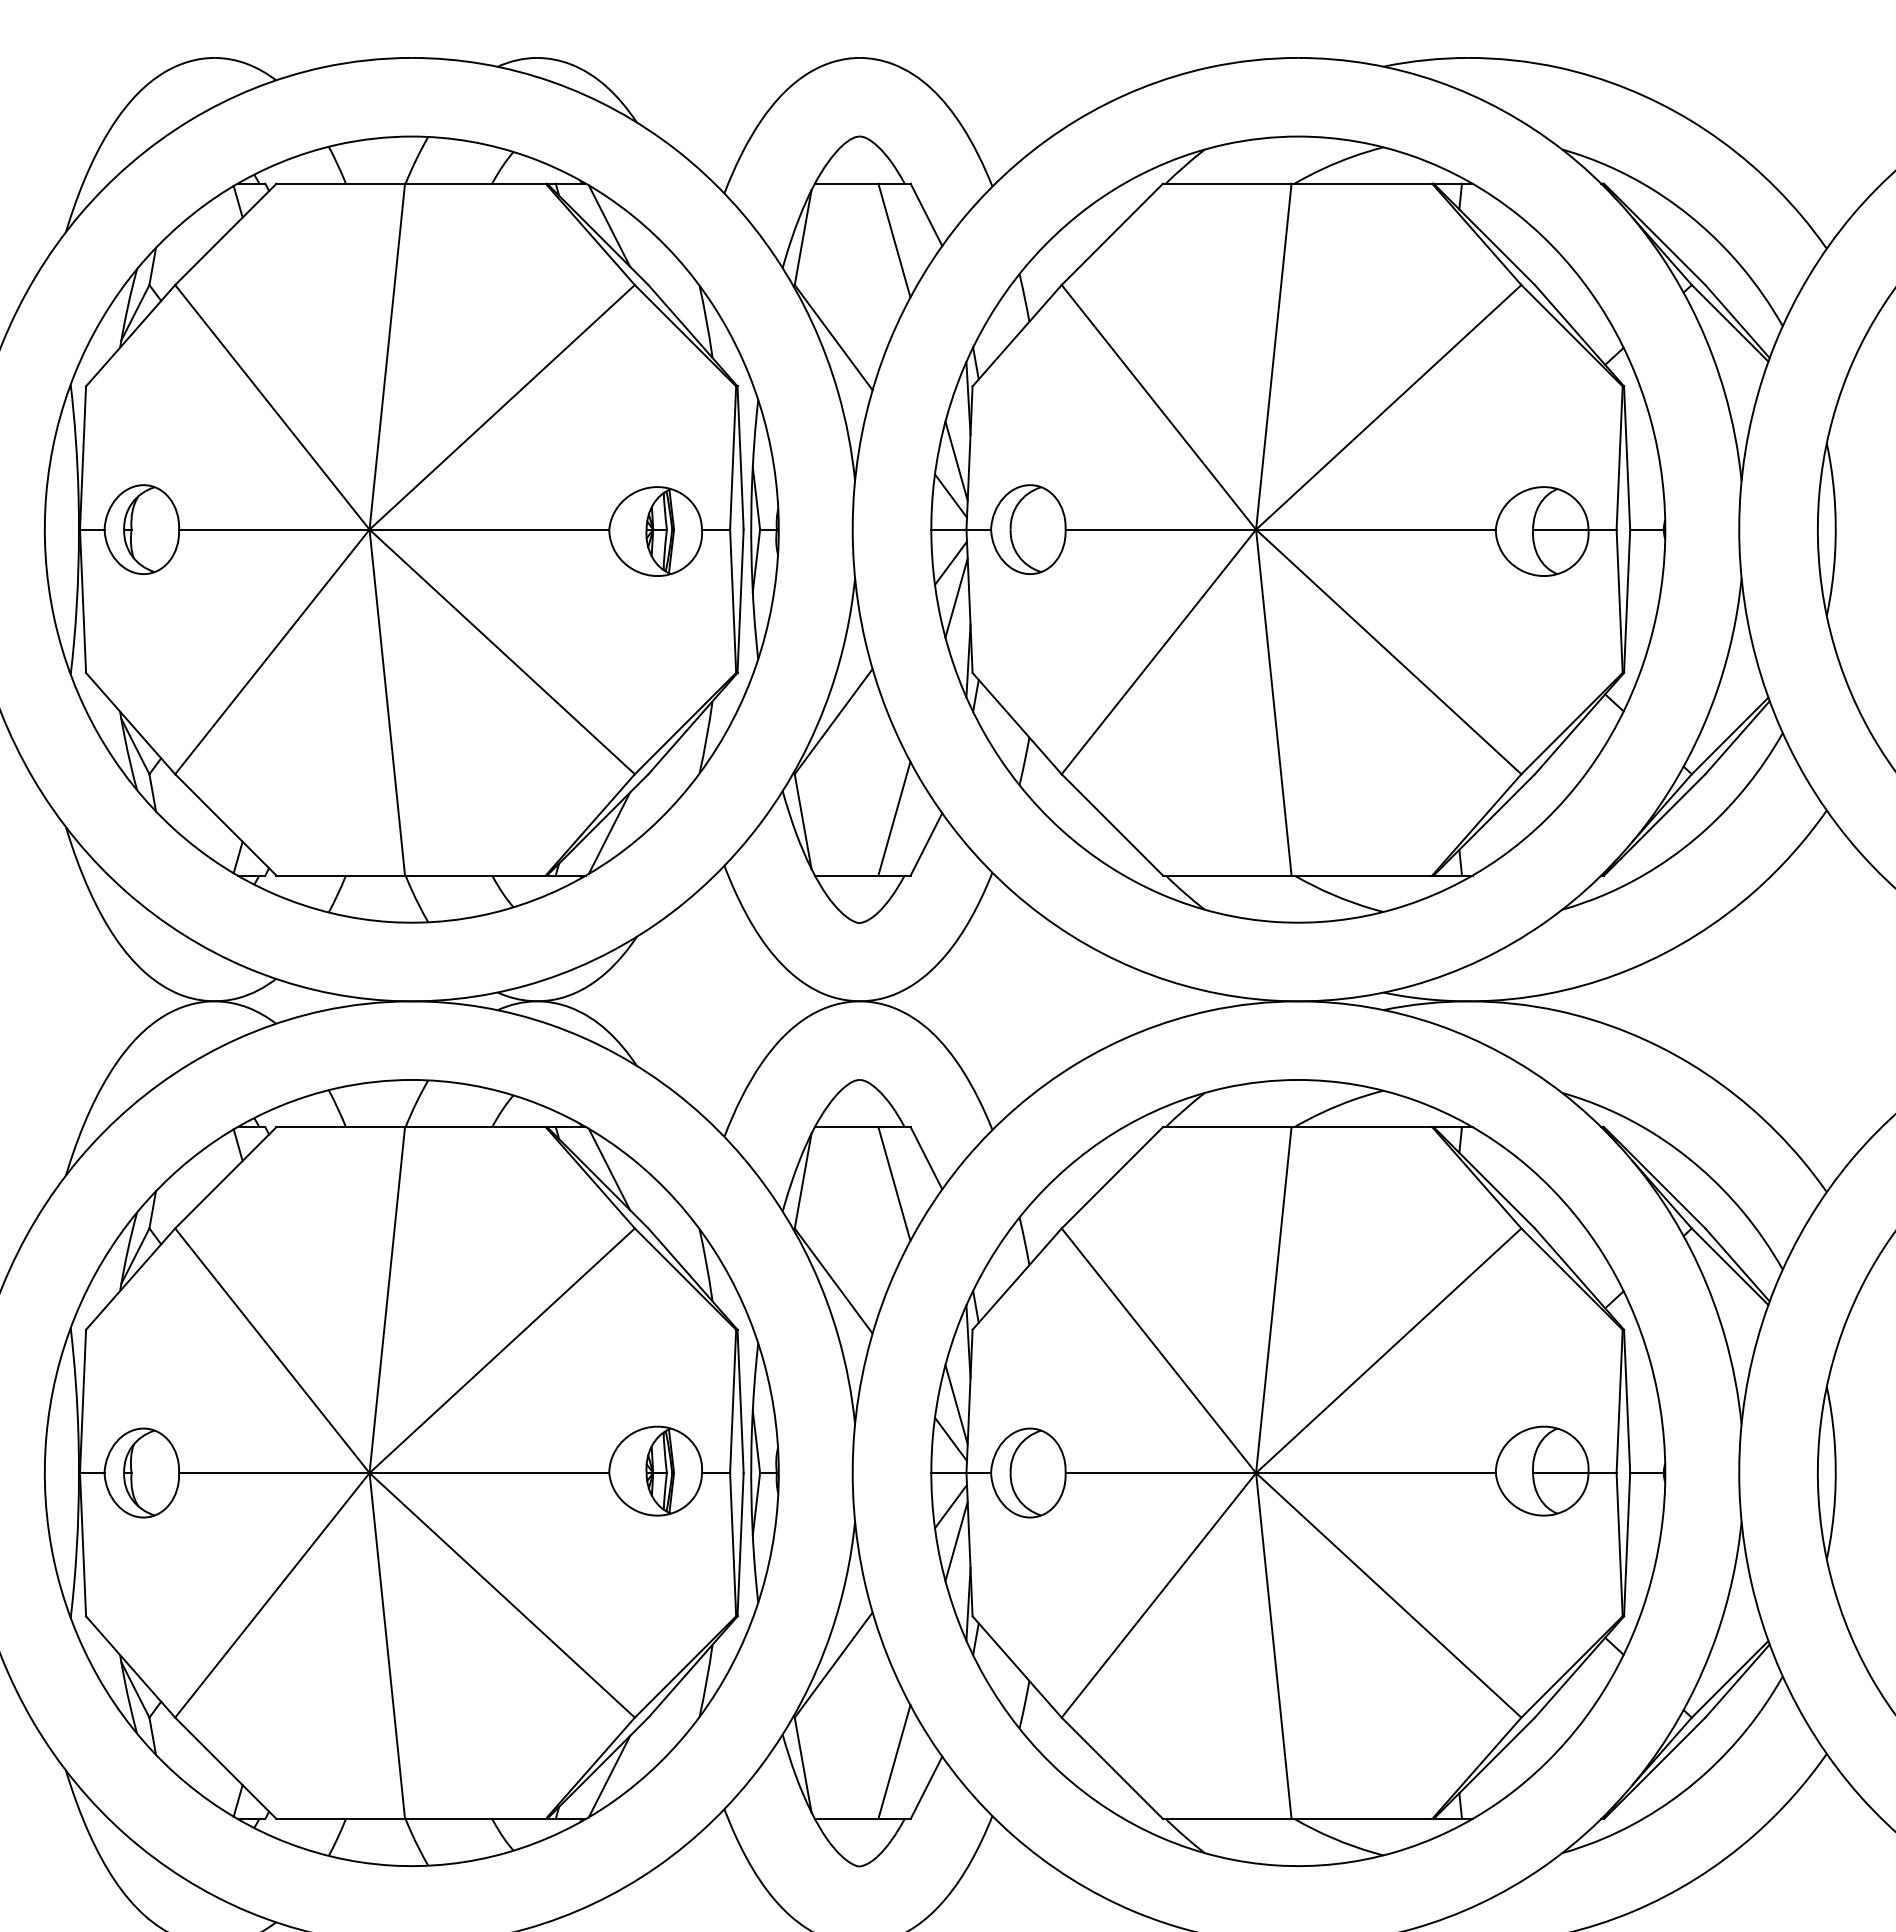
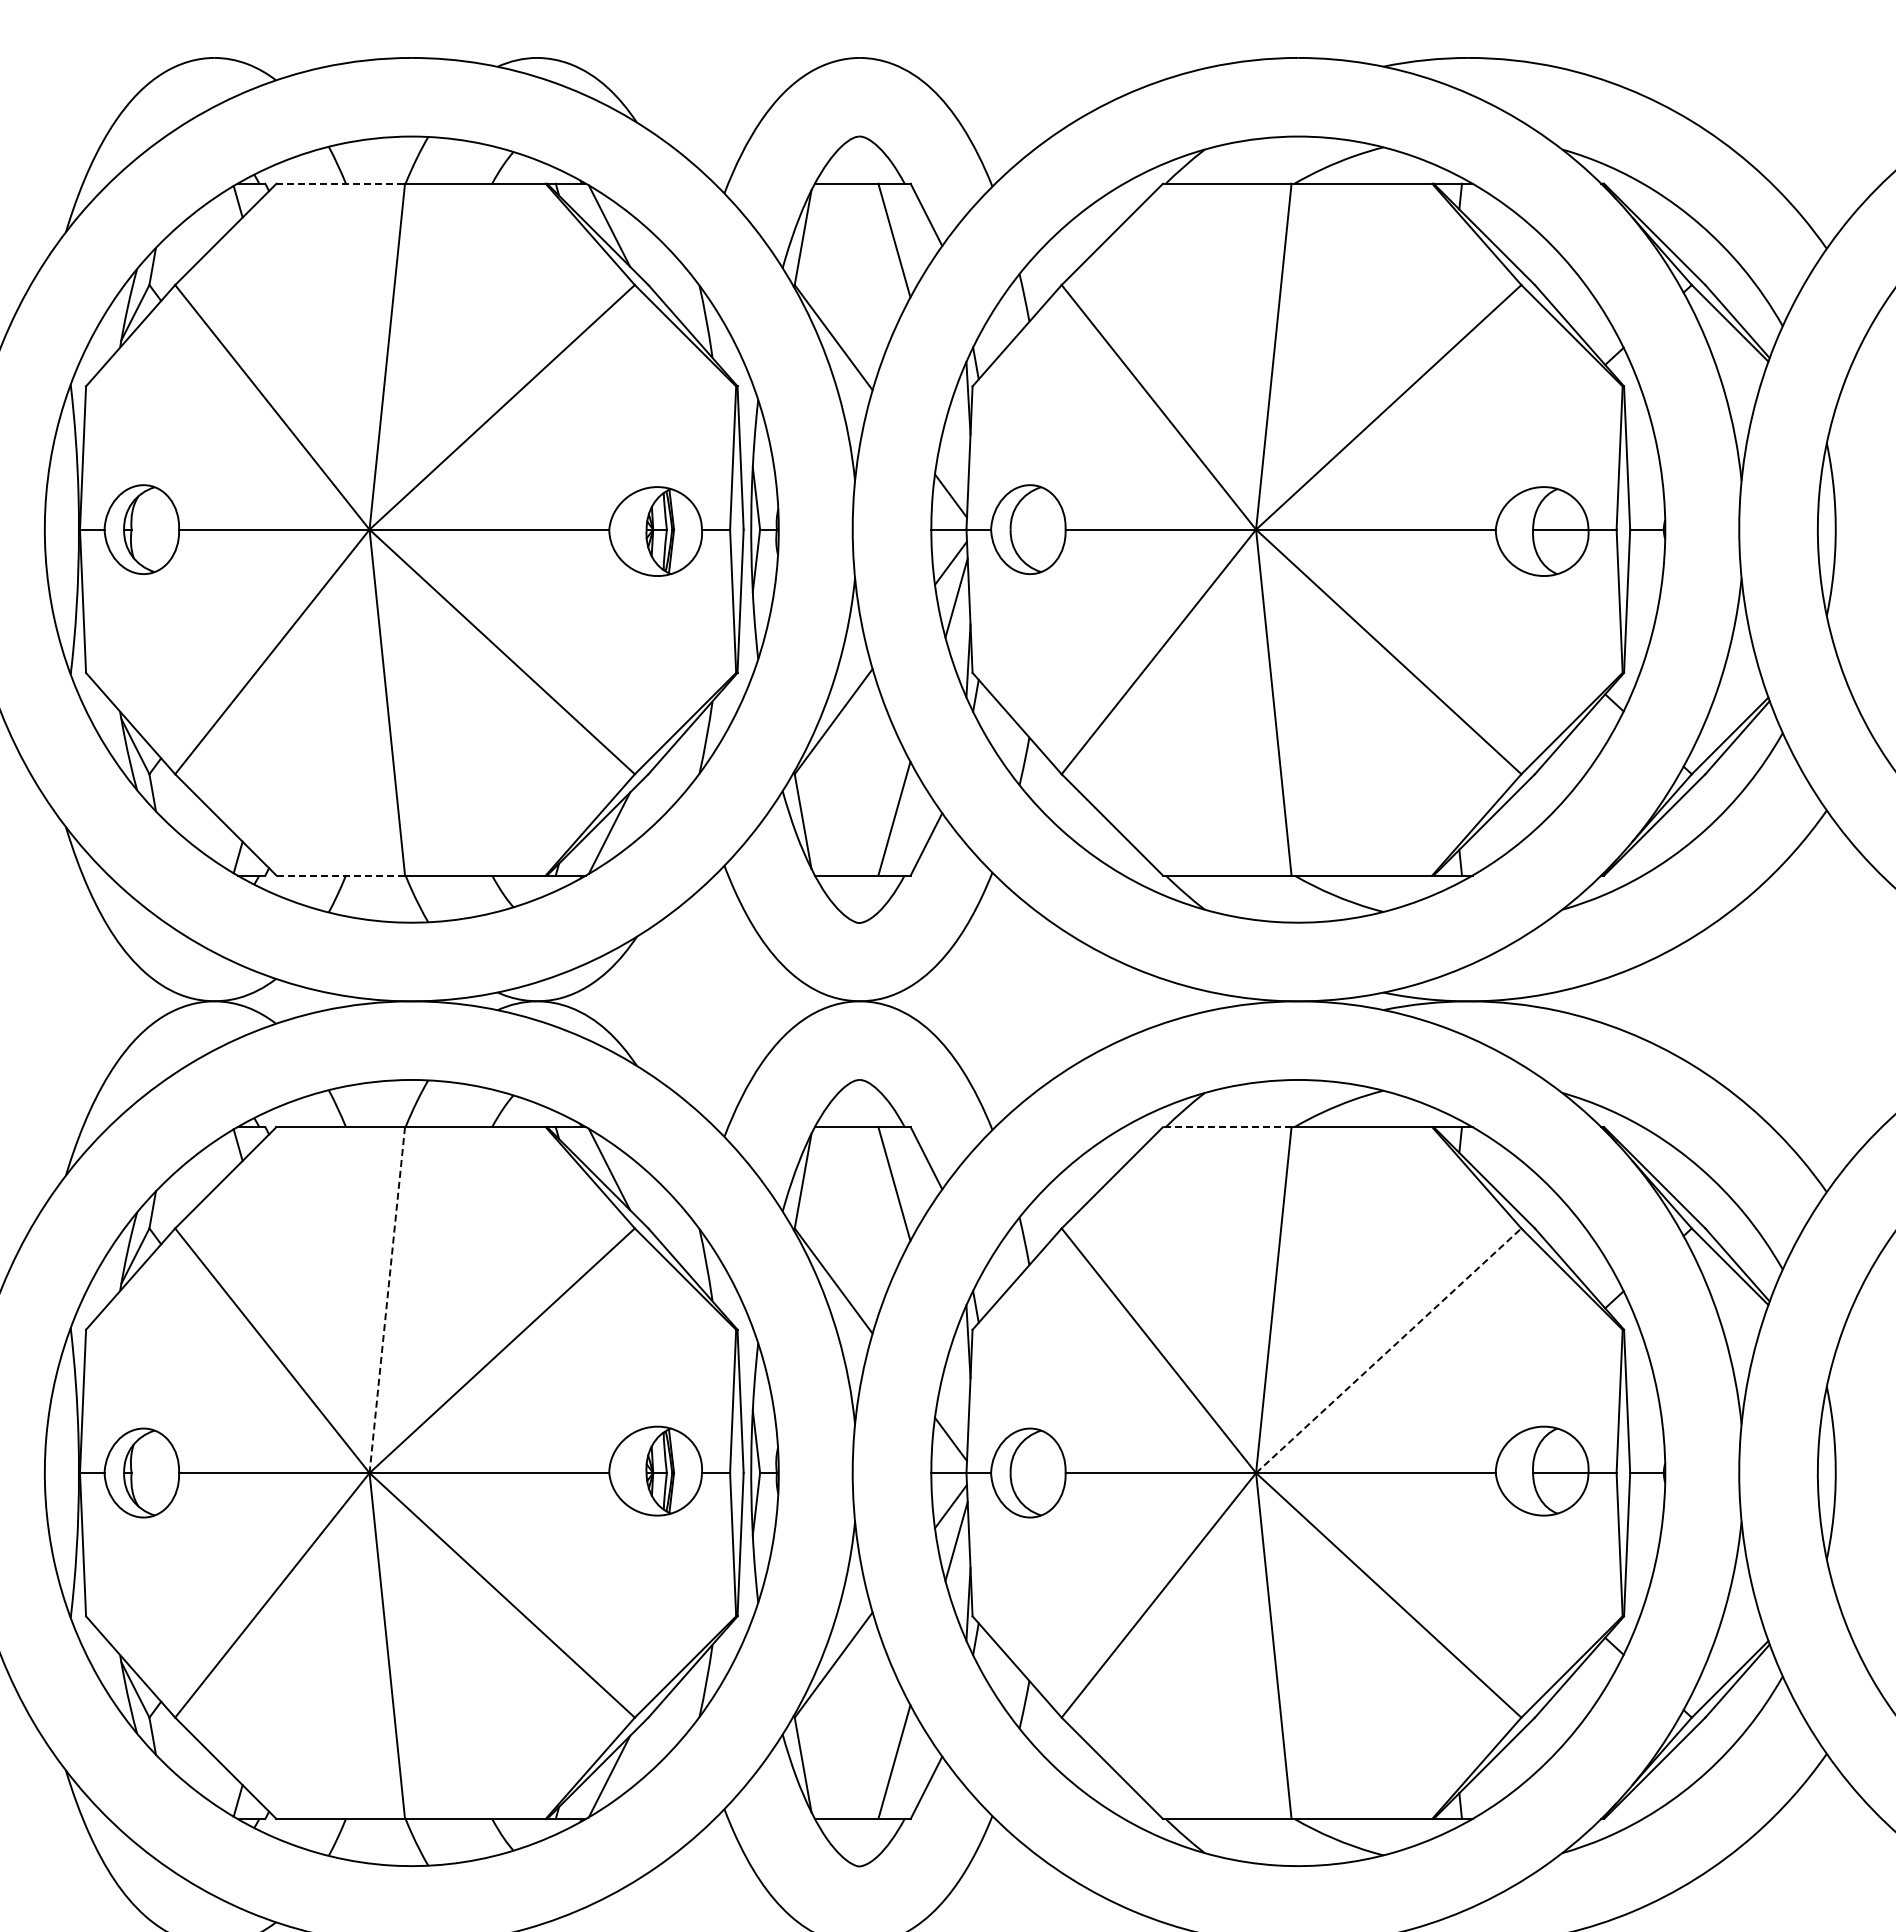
line: solid -> dashed (341, 183)
line: present -> none (956, 460)
line: solid -> dashed (340, 875)
line: solid -> dashed (1226, 1127)
line: solid -> dashed (387, 1300)
line: solid -> dashed (1389, 1350)
line: present -> none (956, 1404)
